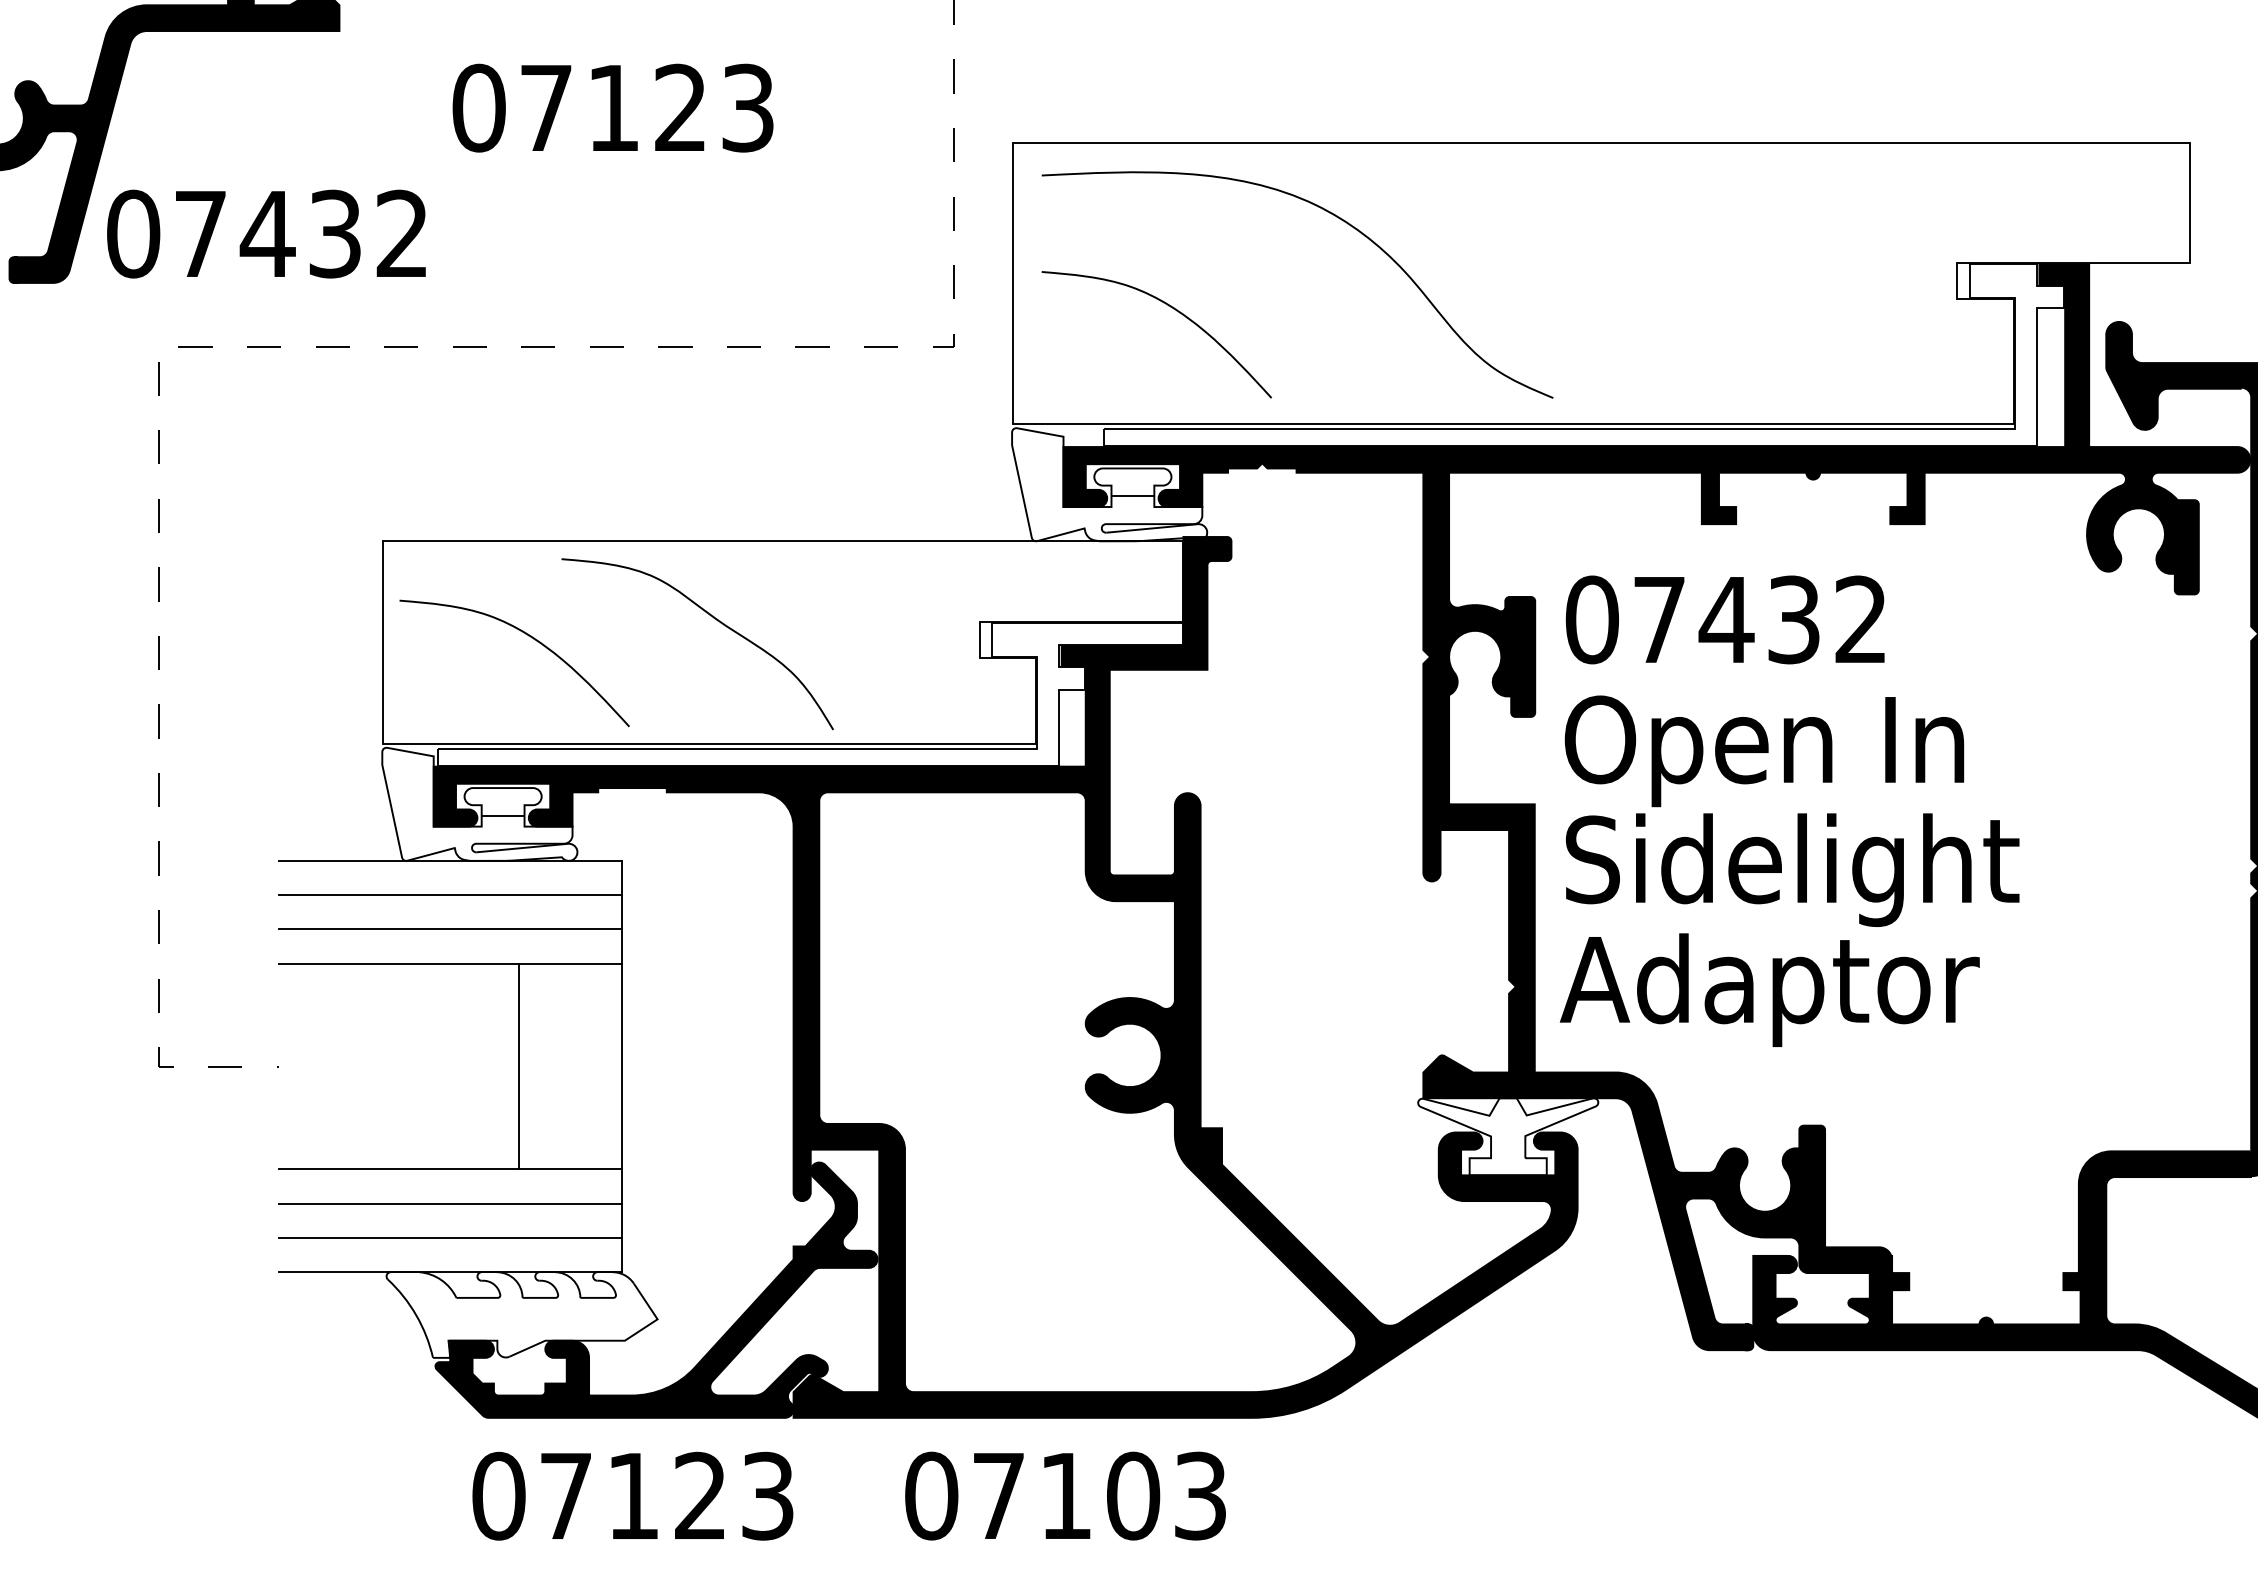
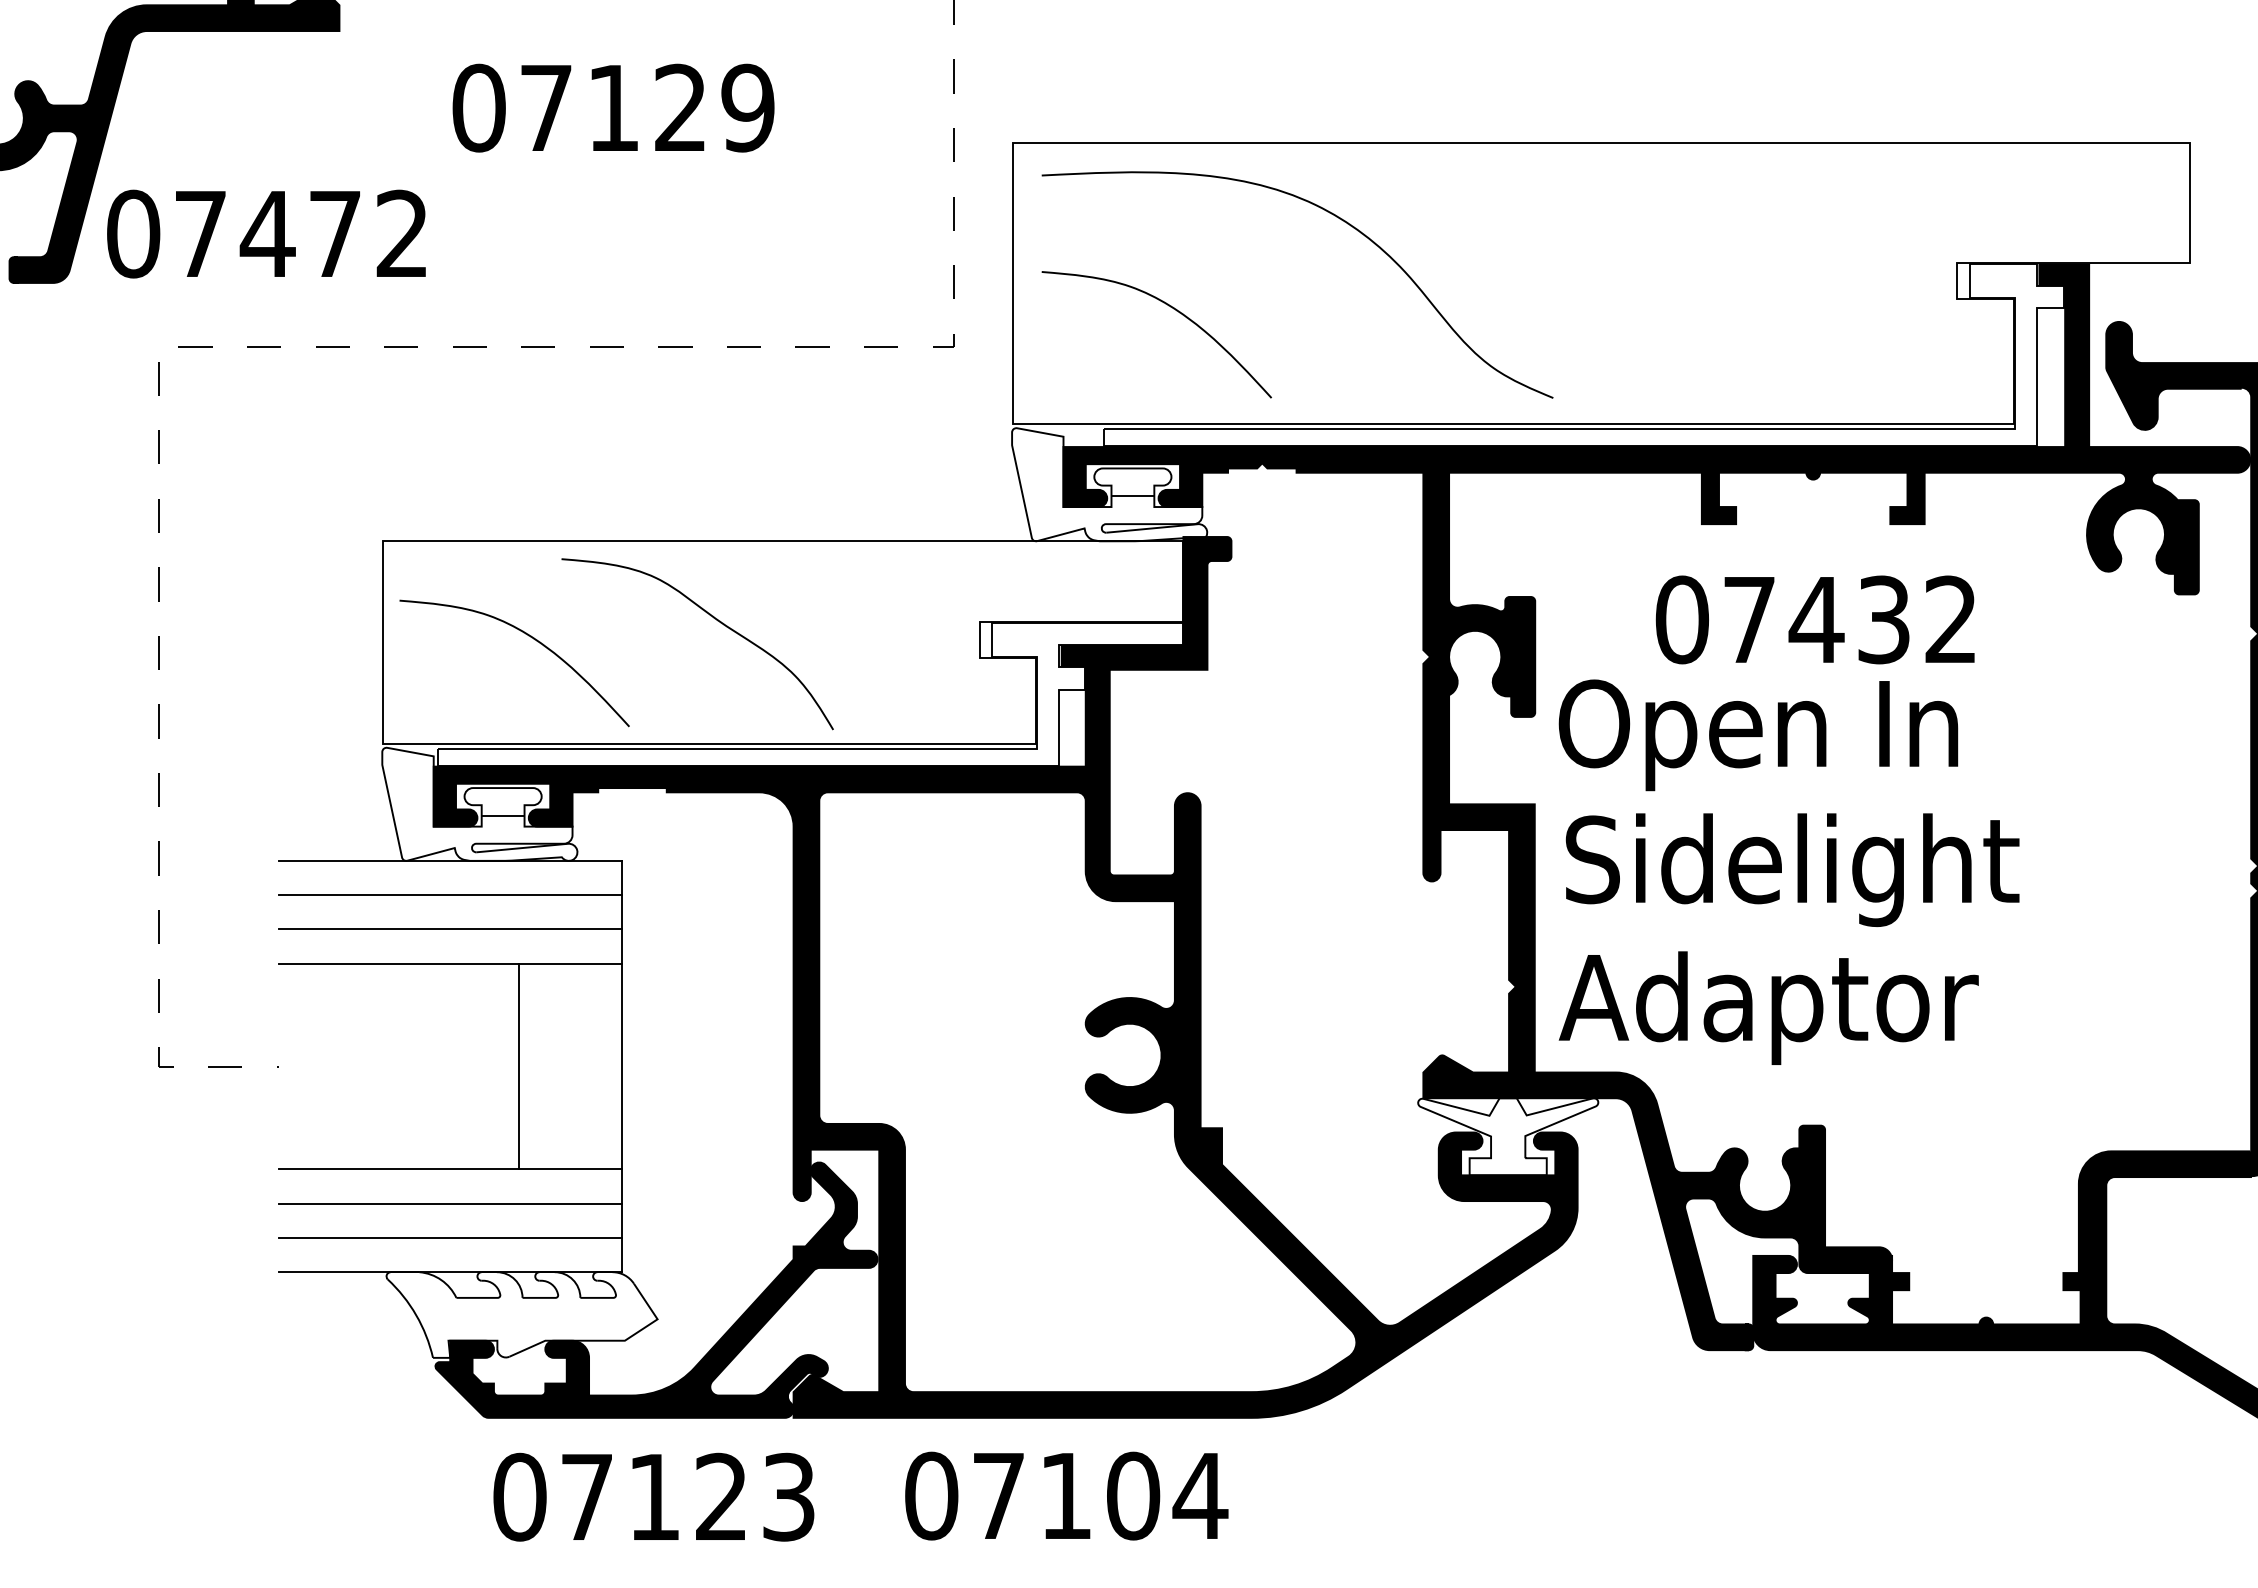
text: 07123 -> 07129 (747, 107)
text: 07432 -> 07472 (334, 233)
text position: (1724, 619) -> (1814, 619) (1814, 619)
text position: (1764, 751) -> (1758, 735) (1758, 735)
text position: (1769, 989) -> (1768, 1007) (1768, 1007)
text position: (632, 1495) -> (653, 1496) (653, 1496)
text: 07103 -> 07104 (1200, 1495)
